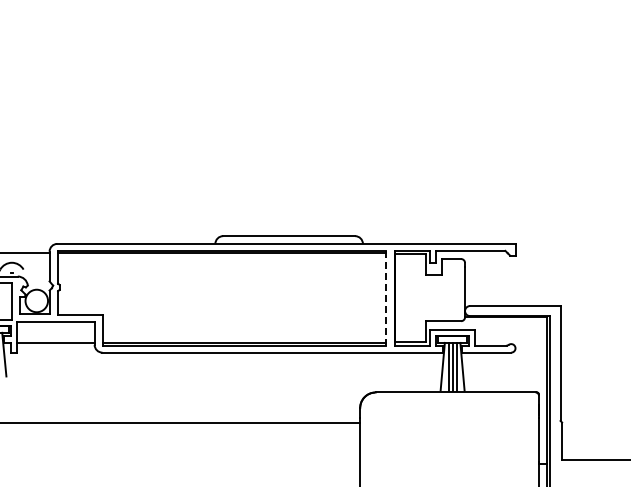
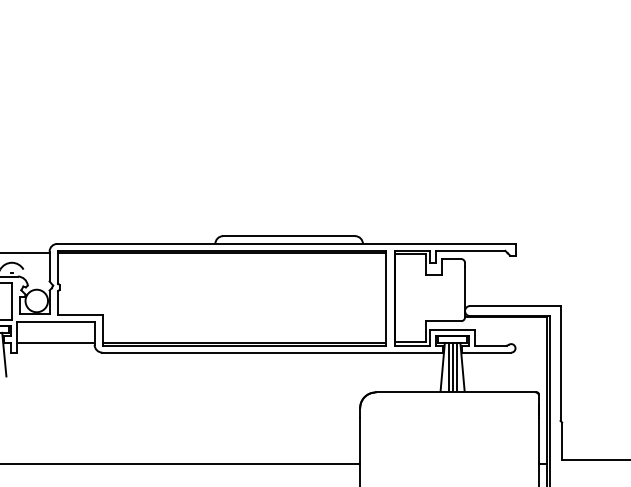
line: dashed -> solid (385, 298)
line position: (181, 422) -> (181, 463) (181, 463)
